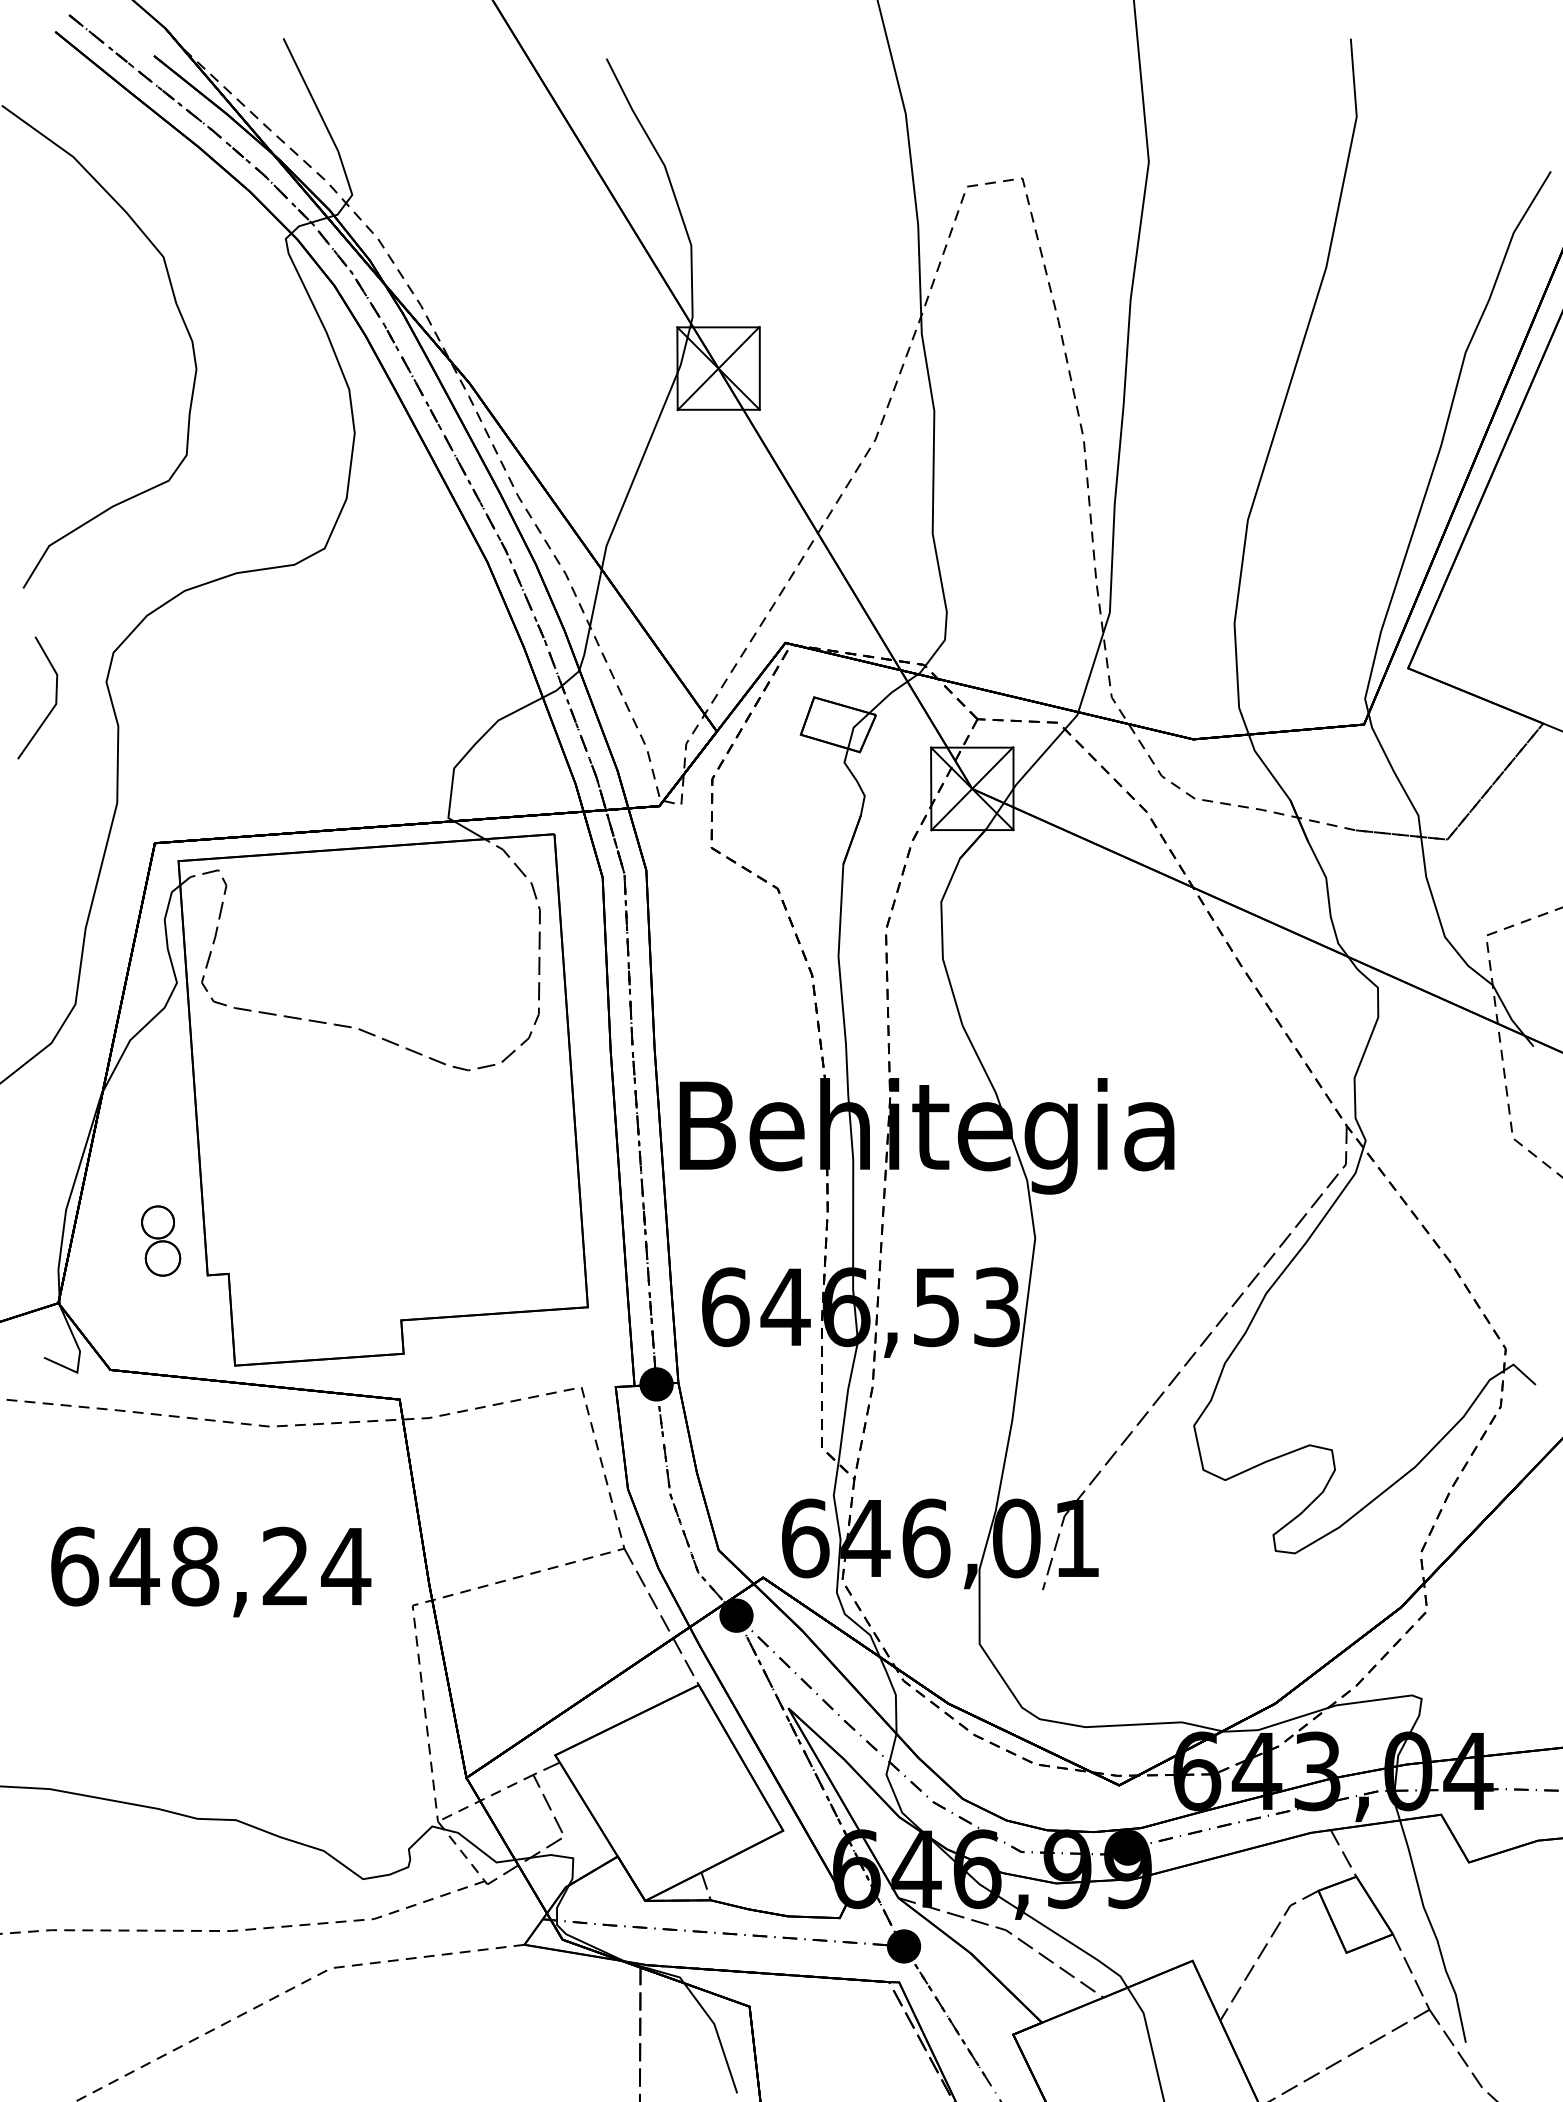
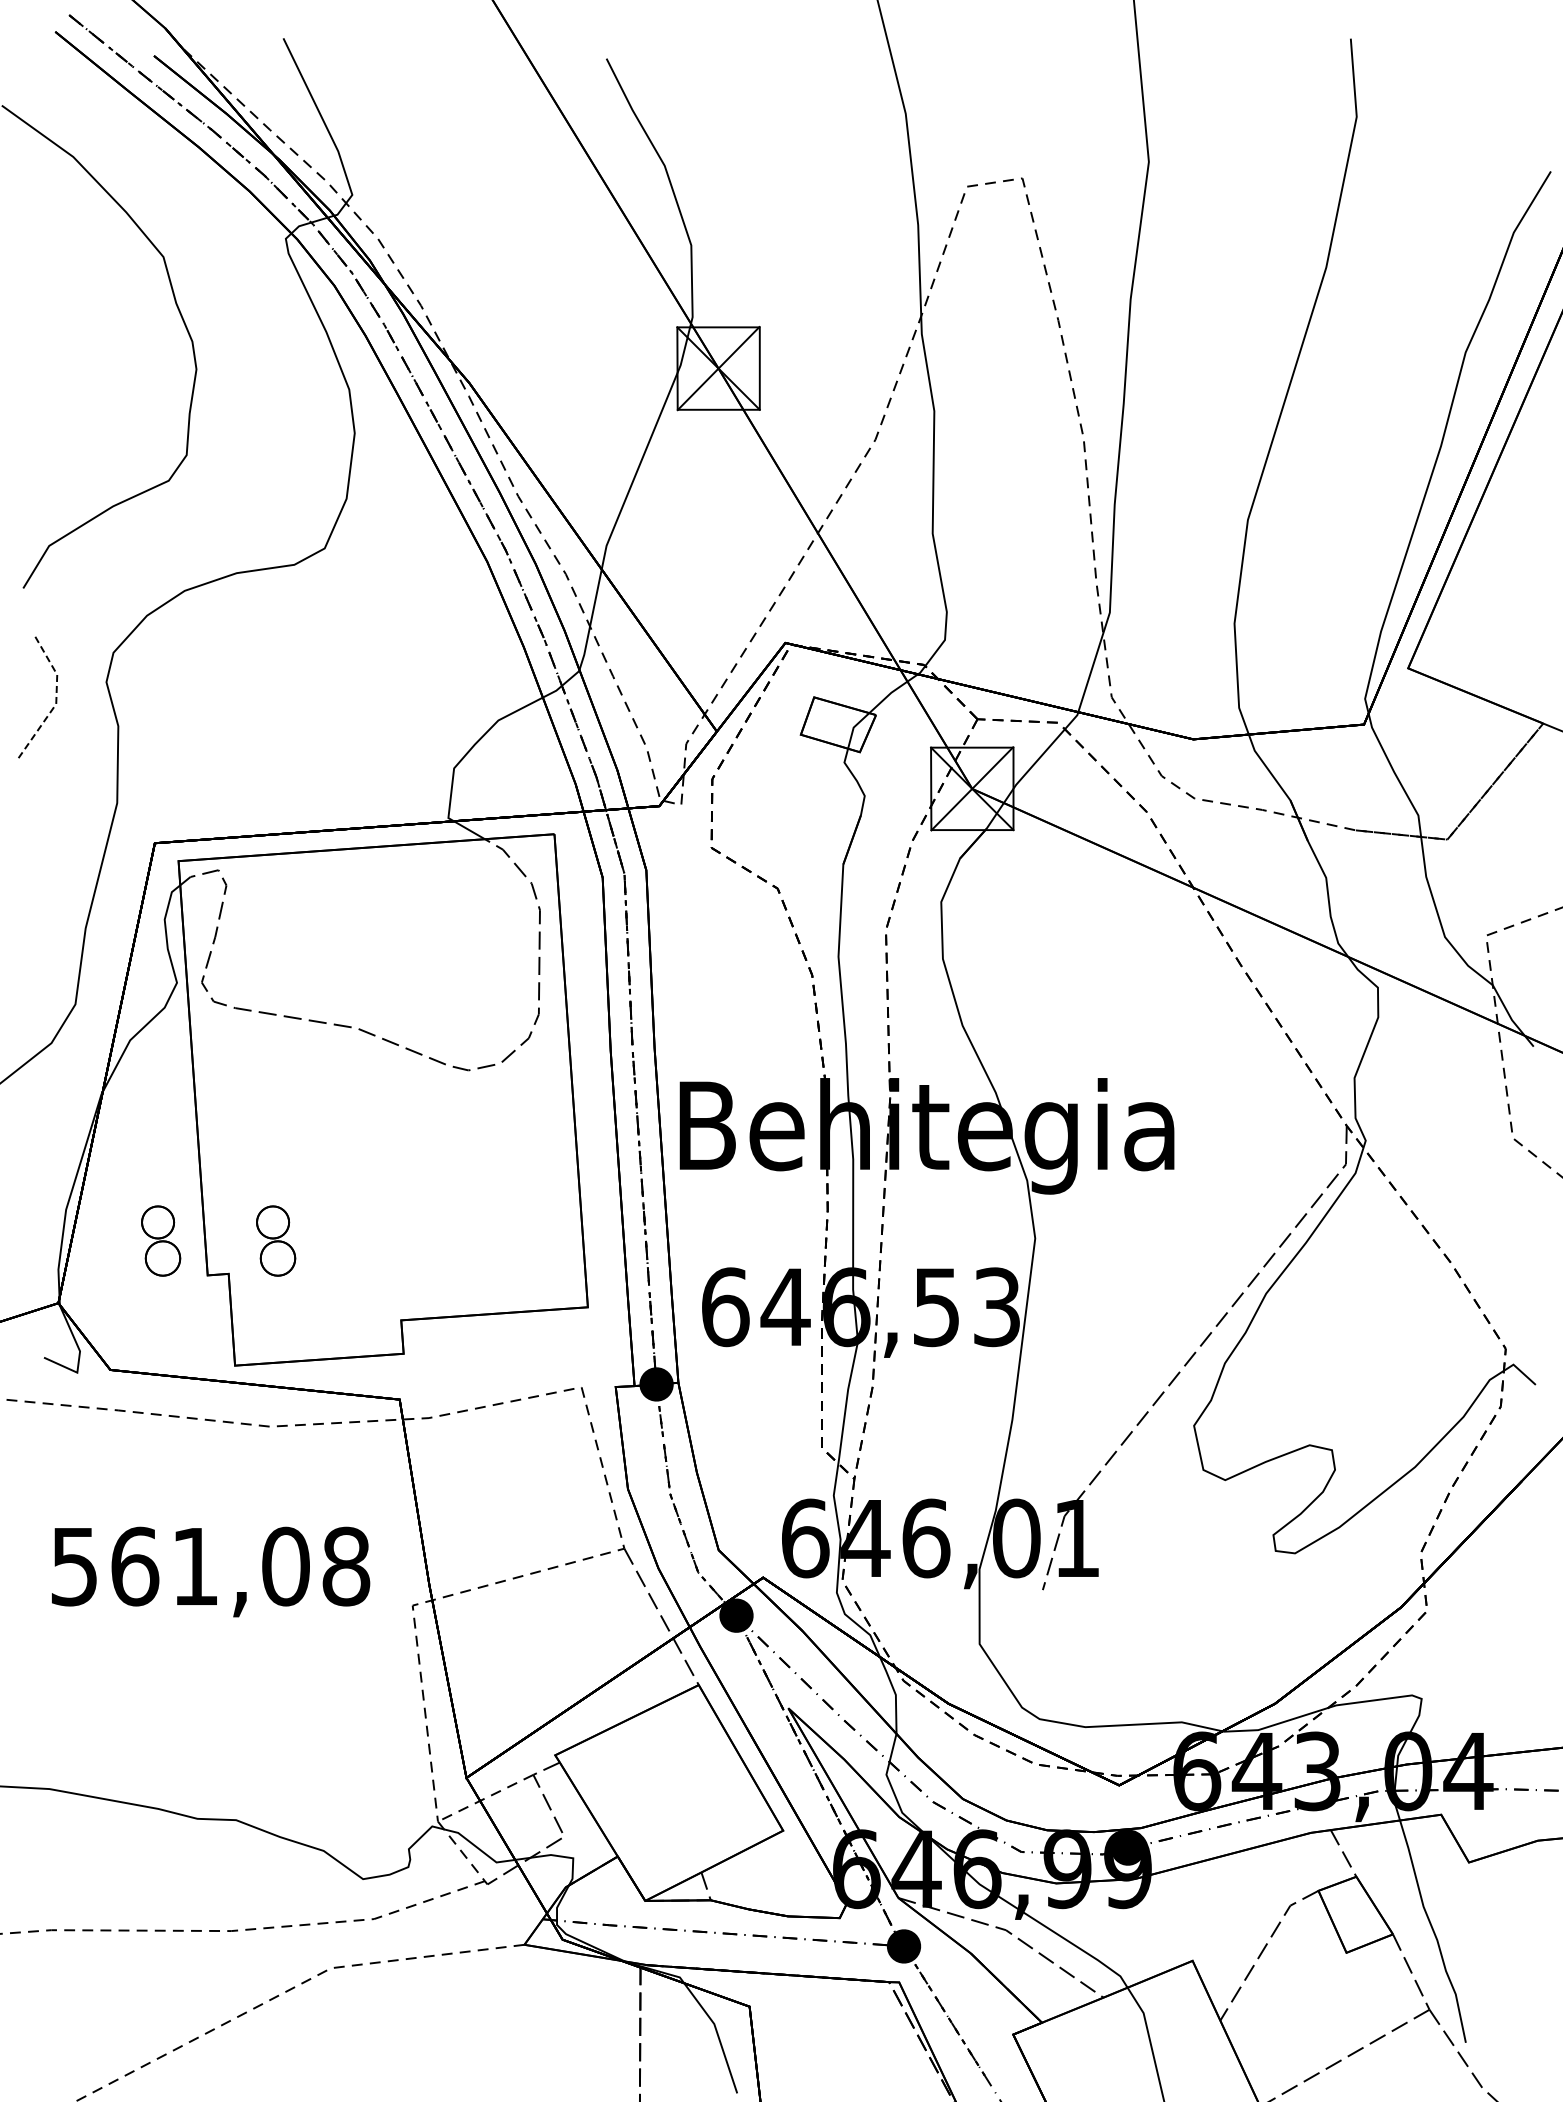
line: solid -> dashed (56, 701)
part: none -> present (276, 1240)
text: 648,24 -> 561,08 (211, 1566)
